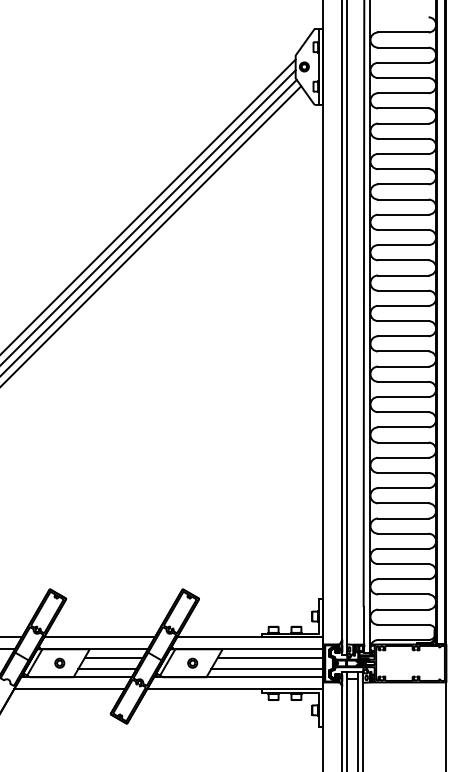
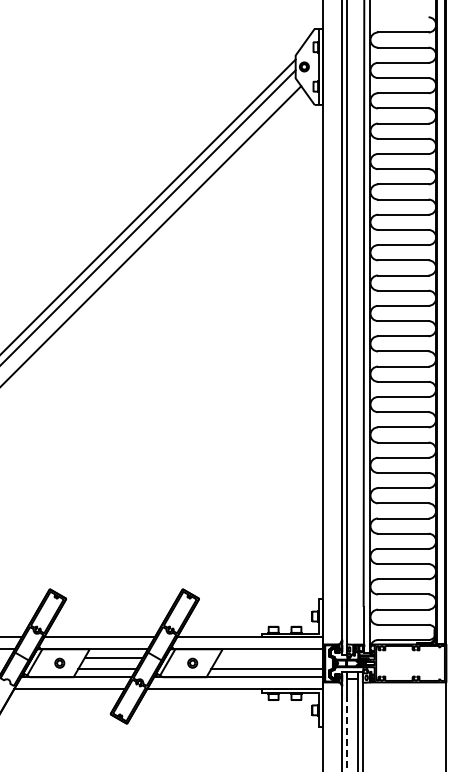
line: present -> none (149, 226)
line: present -> none (270, 657)
line: solid -> dashed (346, 733)
